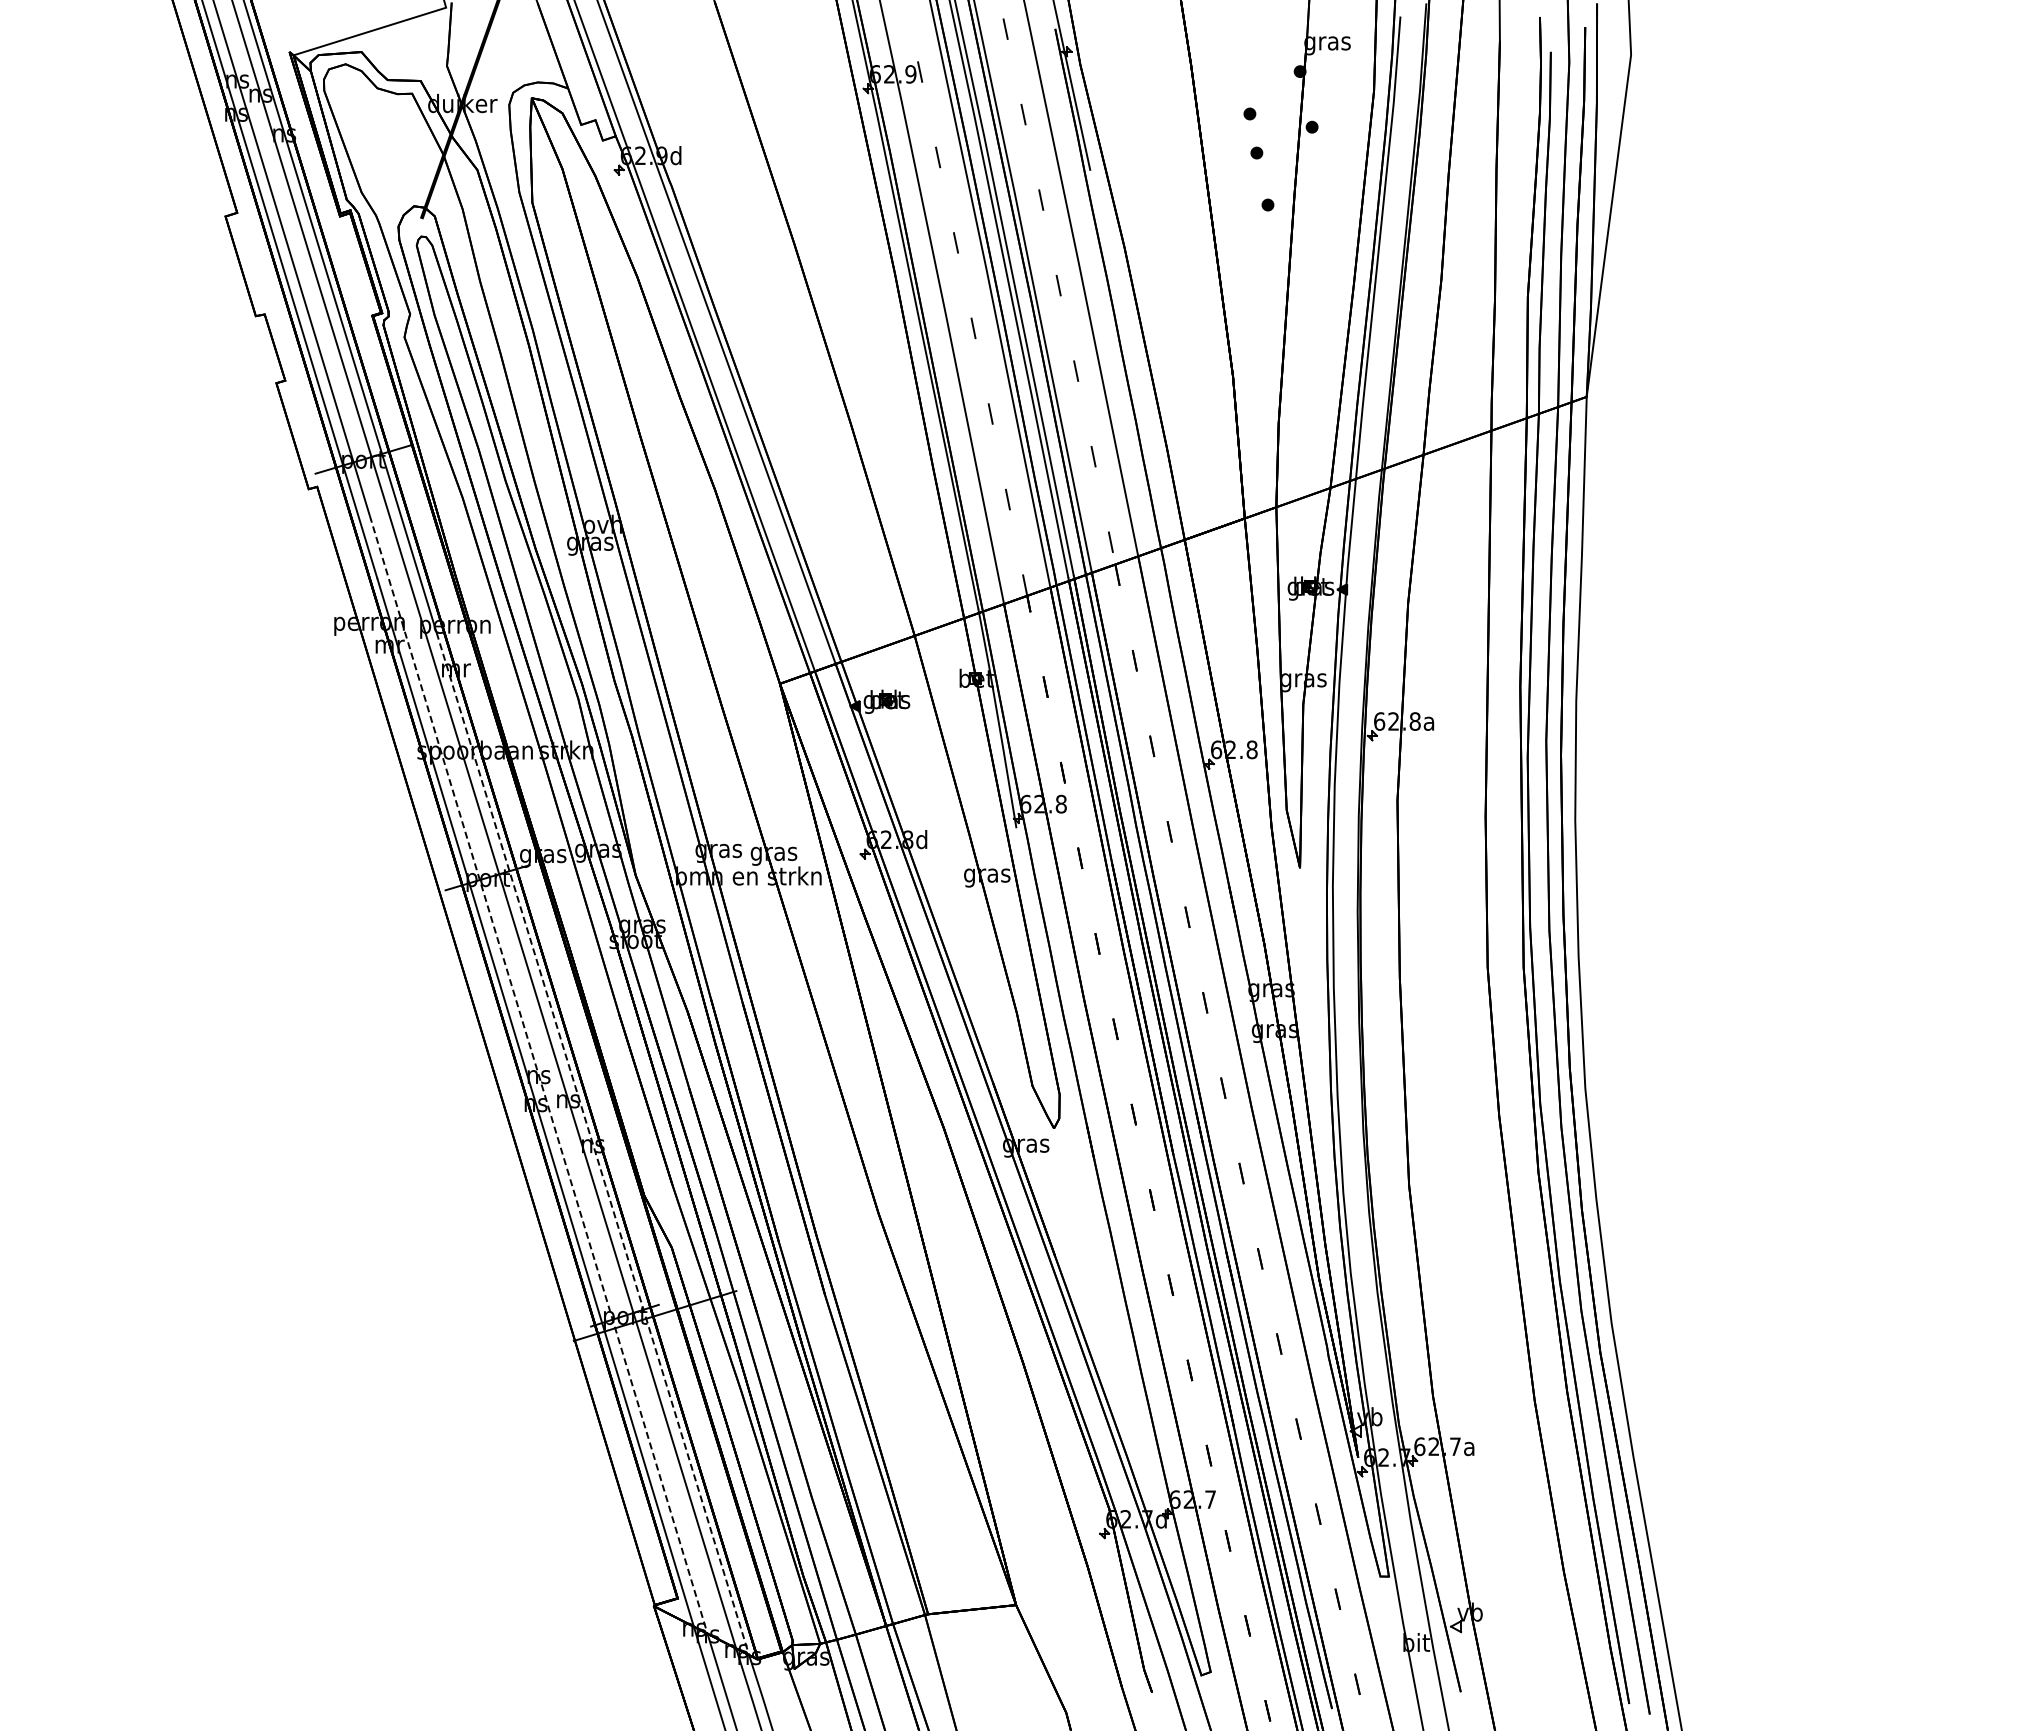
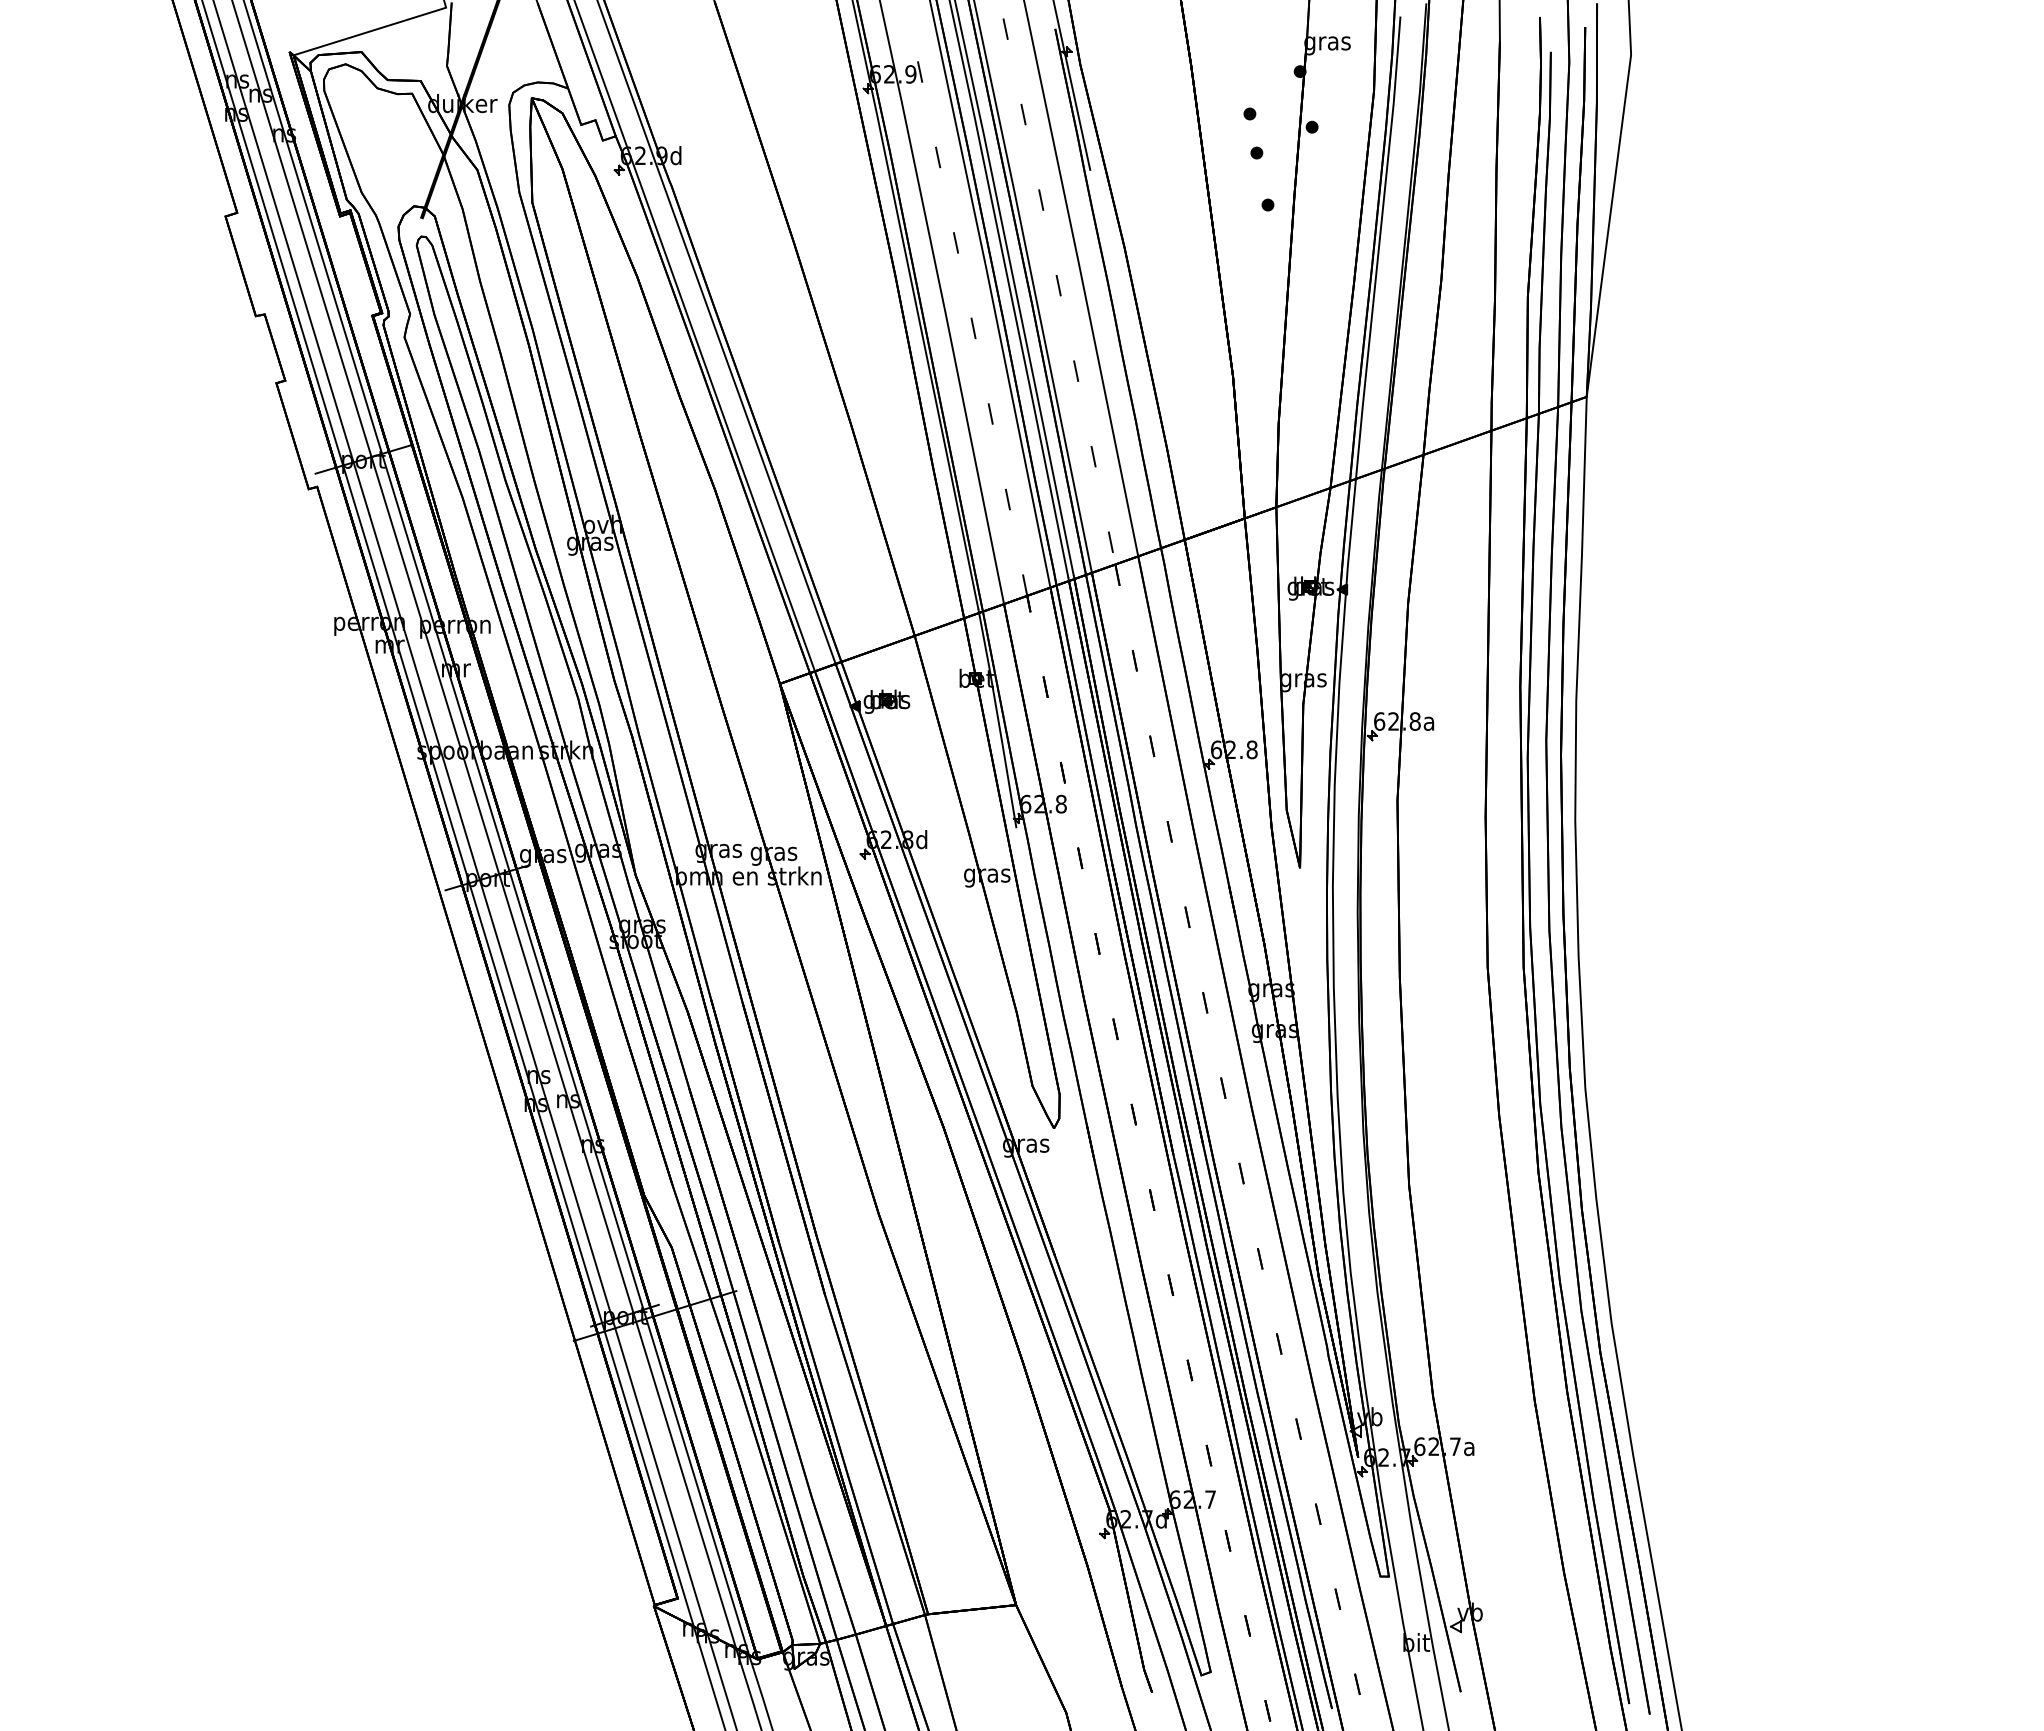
line: dashed -> solid (538, 1074)
line: dashed -> solid (593, 1144)
